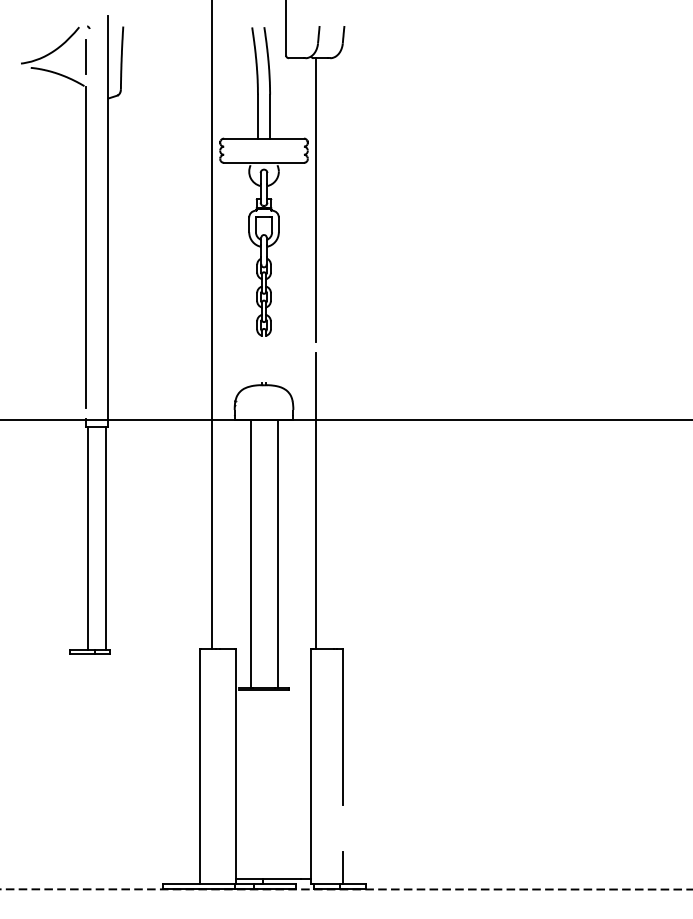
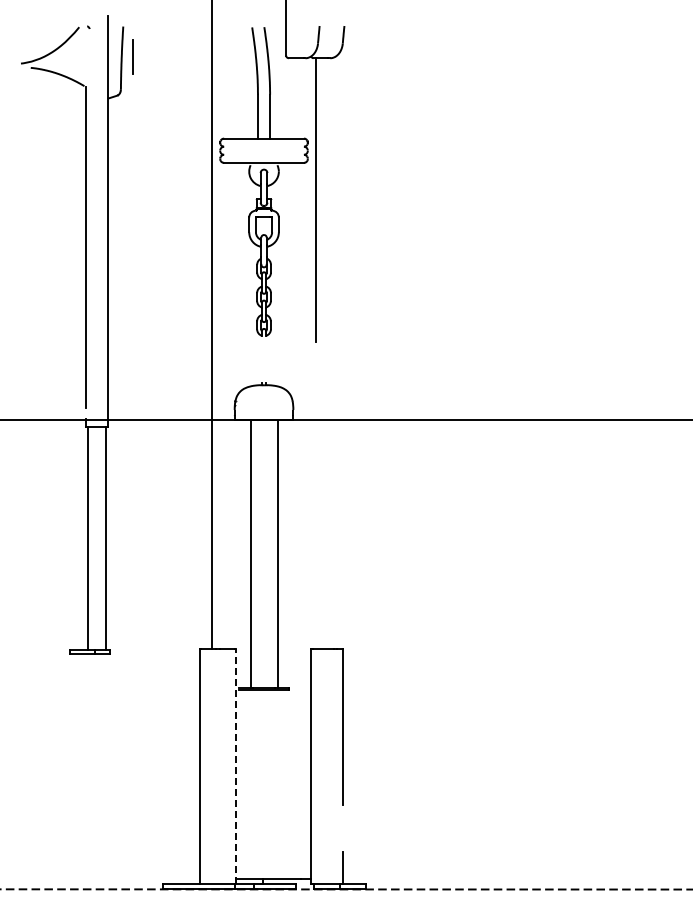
line position: (85, 56) -> (132, 56) (132, 56)
line: present -> none (315, 500)
line: solid -> dashed (235, 766)
